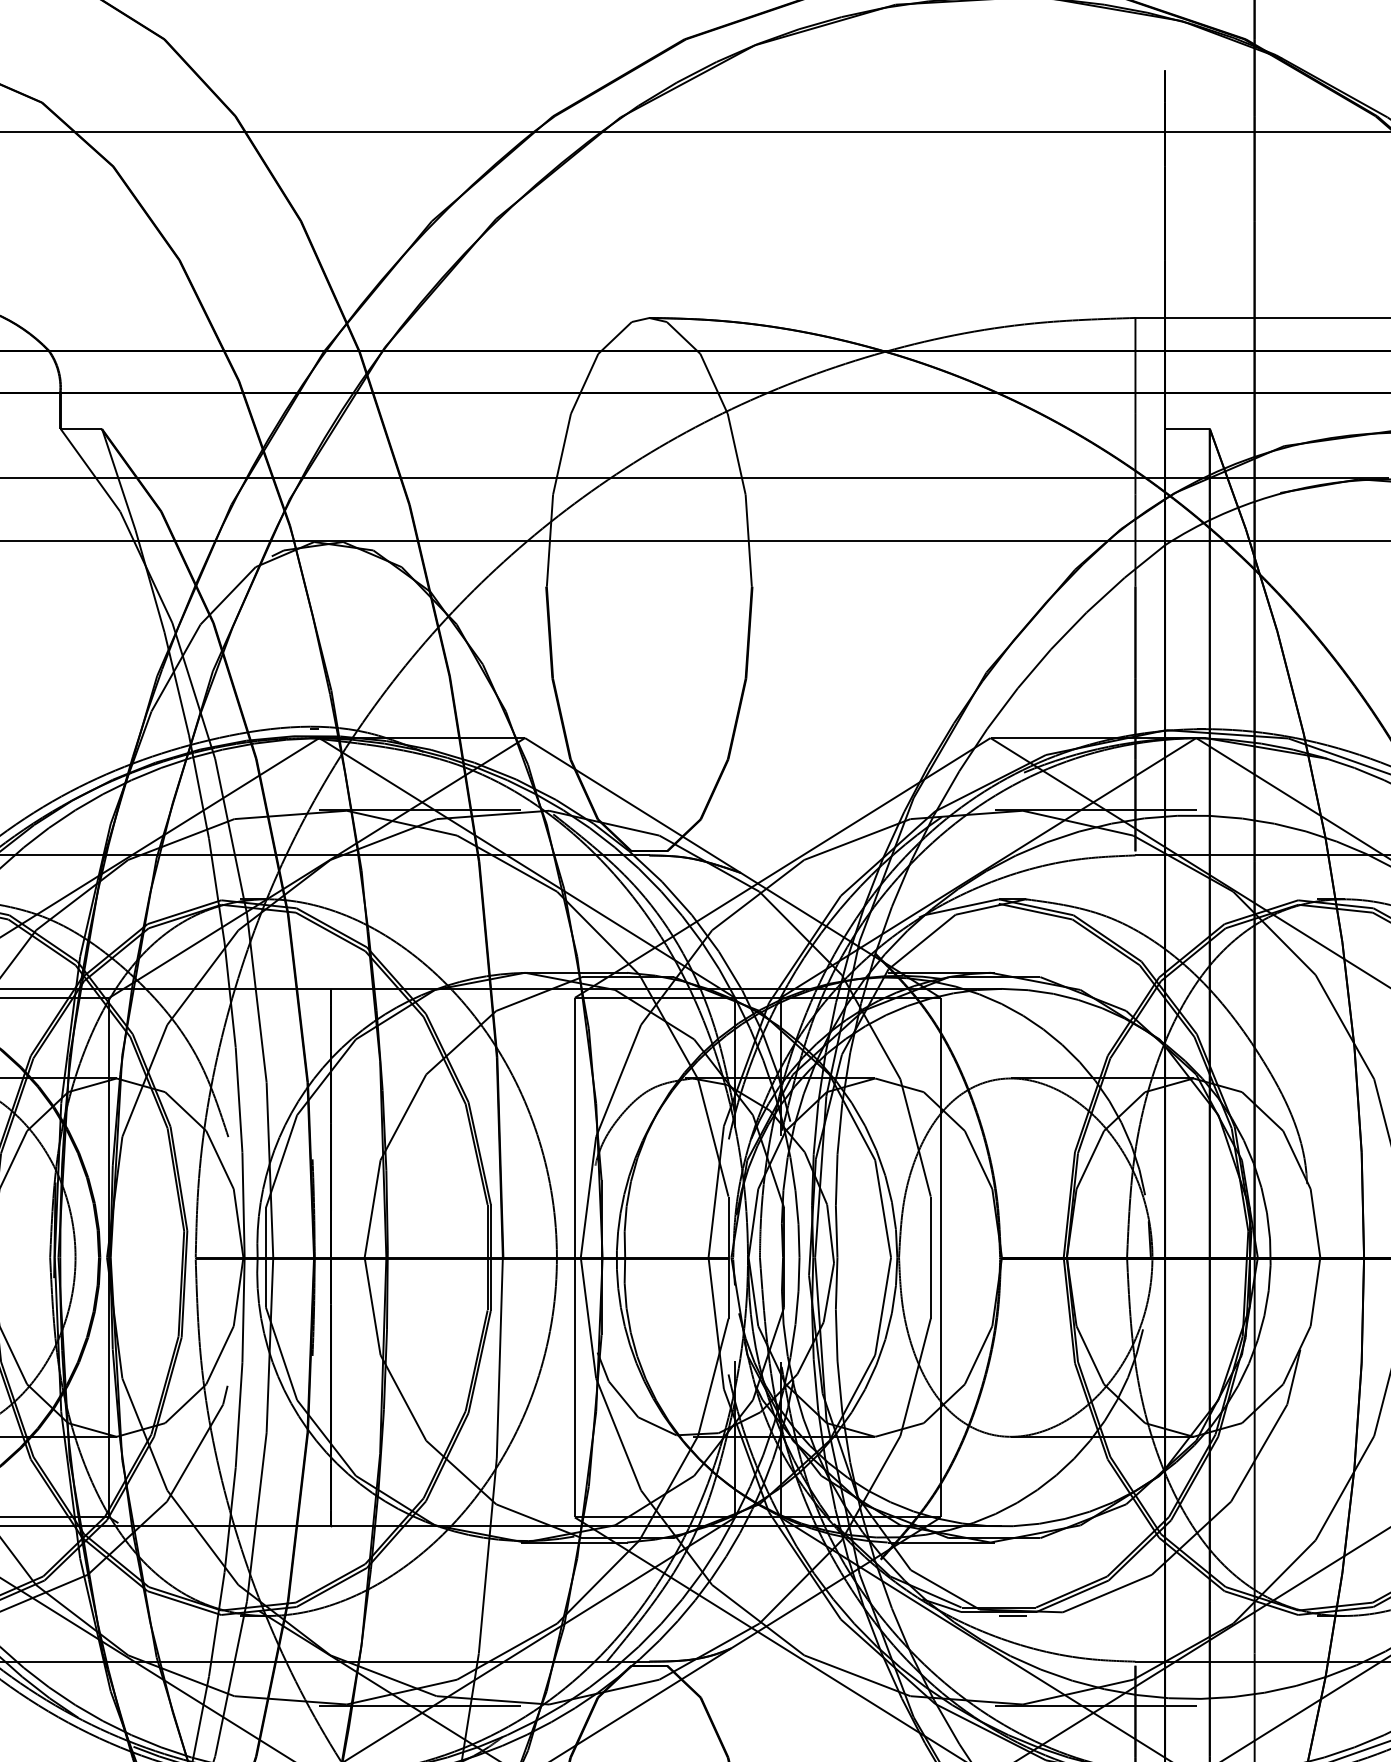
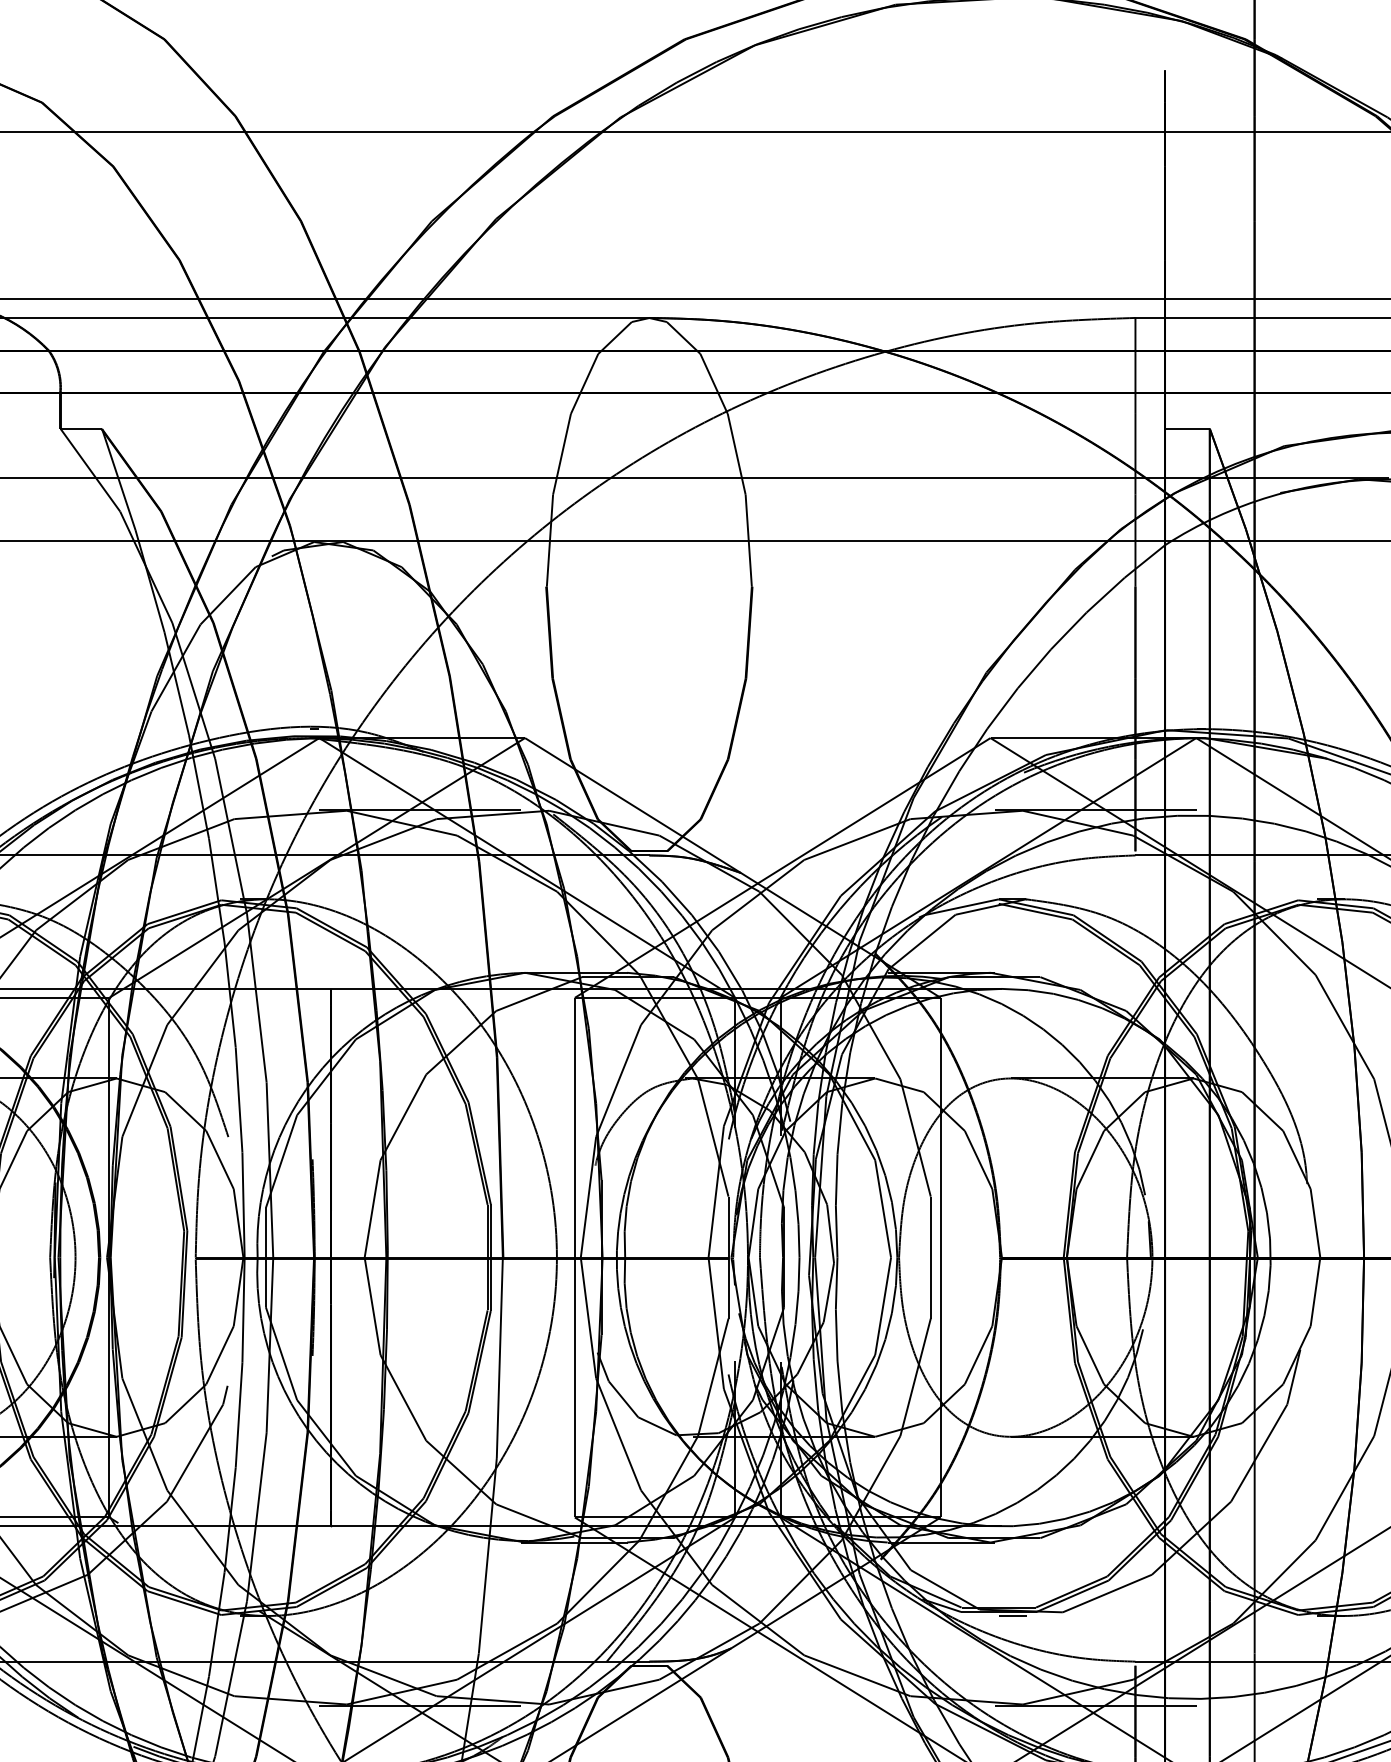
line: none -> present (694, 299)
line: none -> present (325, 317)
